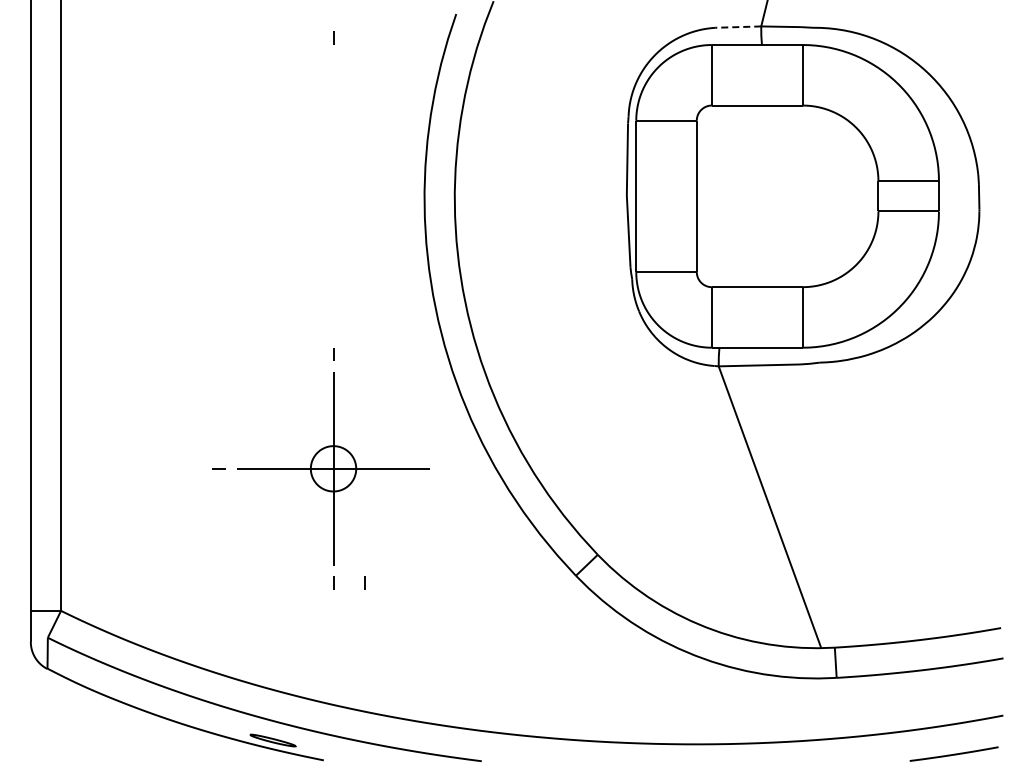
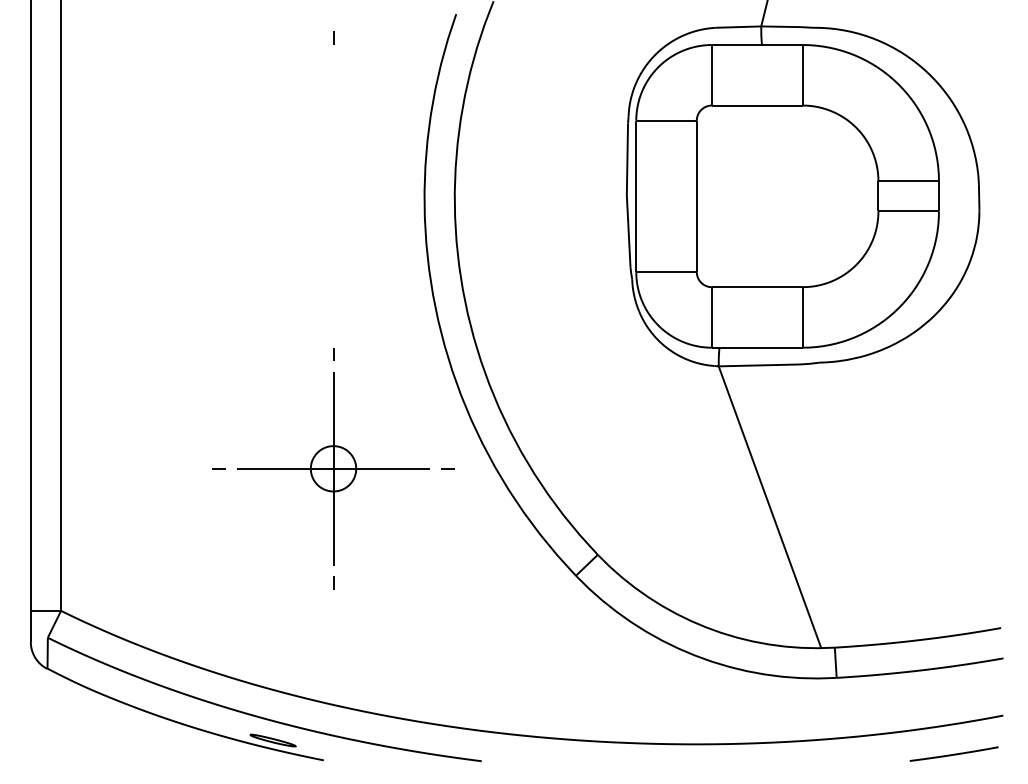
line: dashed -> solid (738, 27)
line: none -> present (447, 468)
line: present -> none (364, 582)
